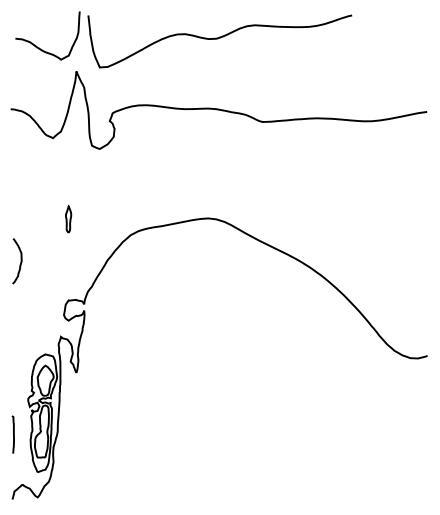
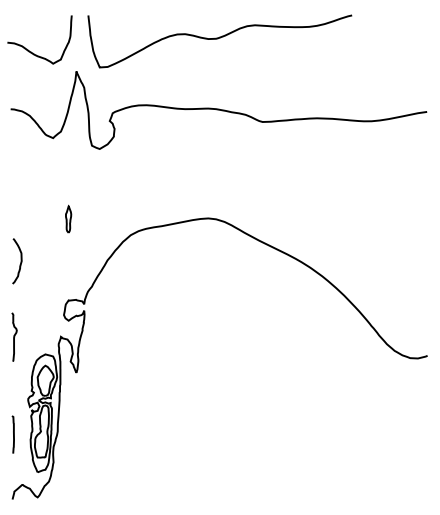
curve position: (39, 47) -> (31, 51) (31, 51)
curve: none -> present (14, 336)
